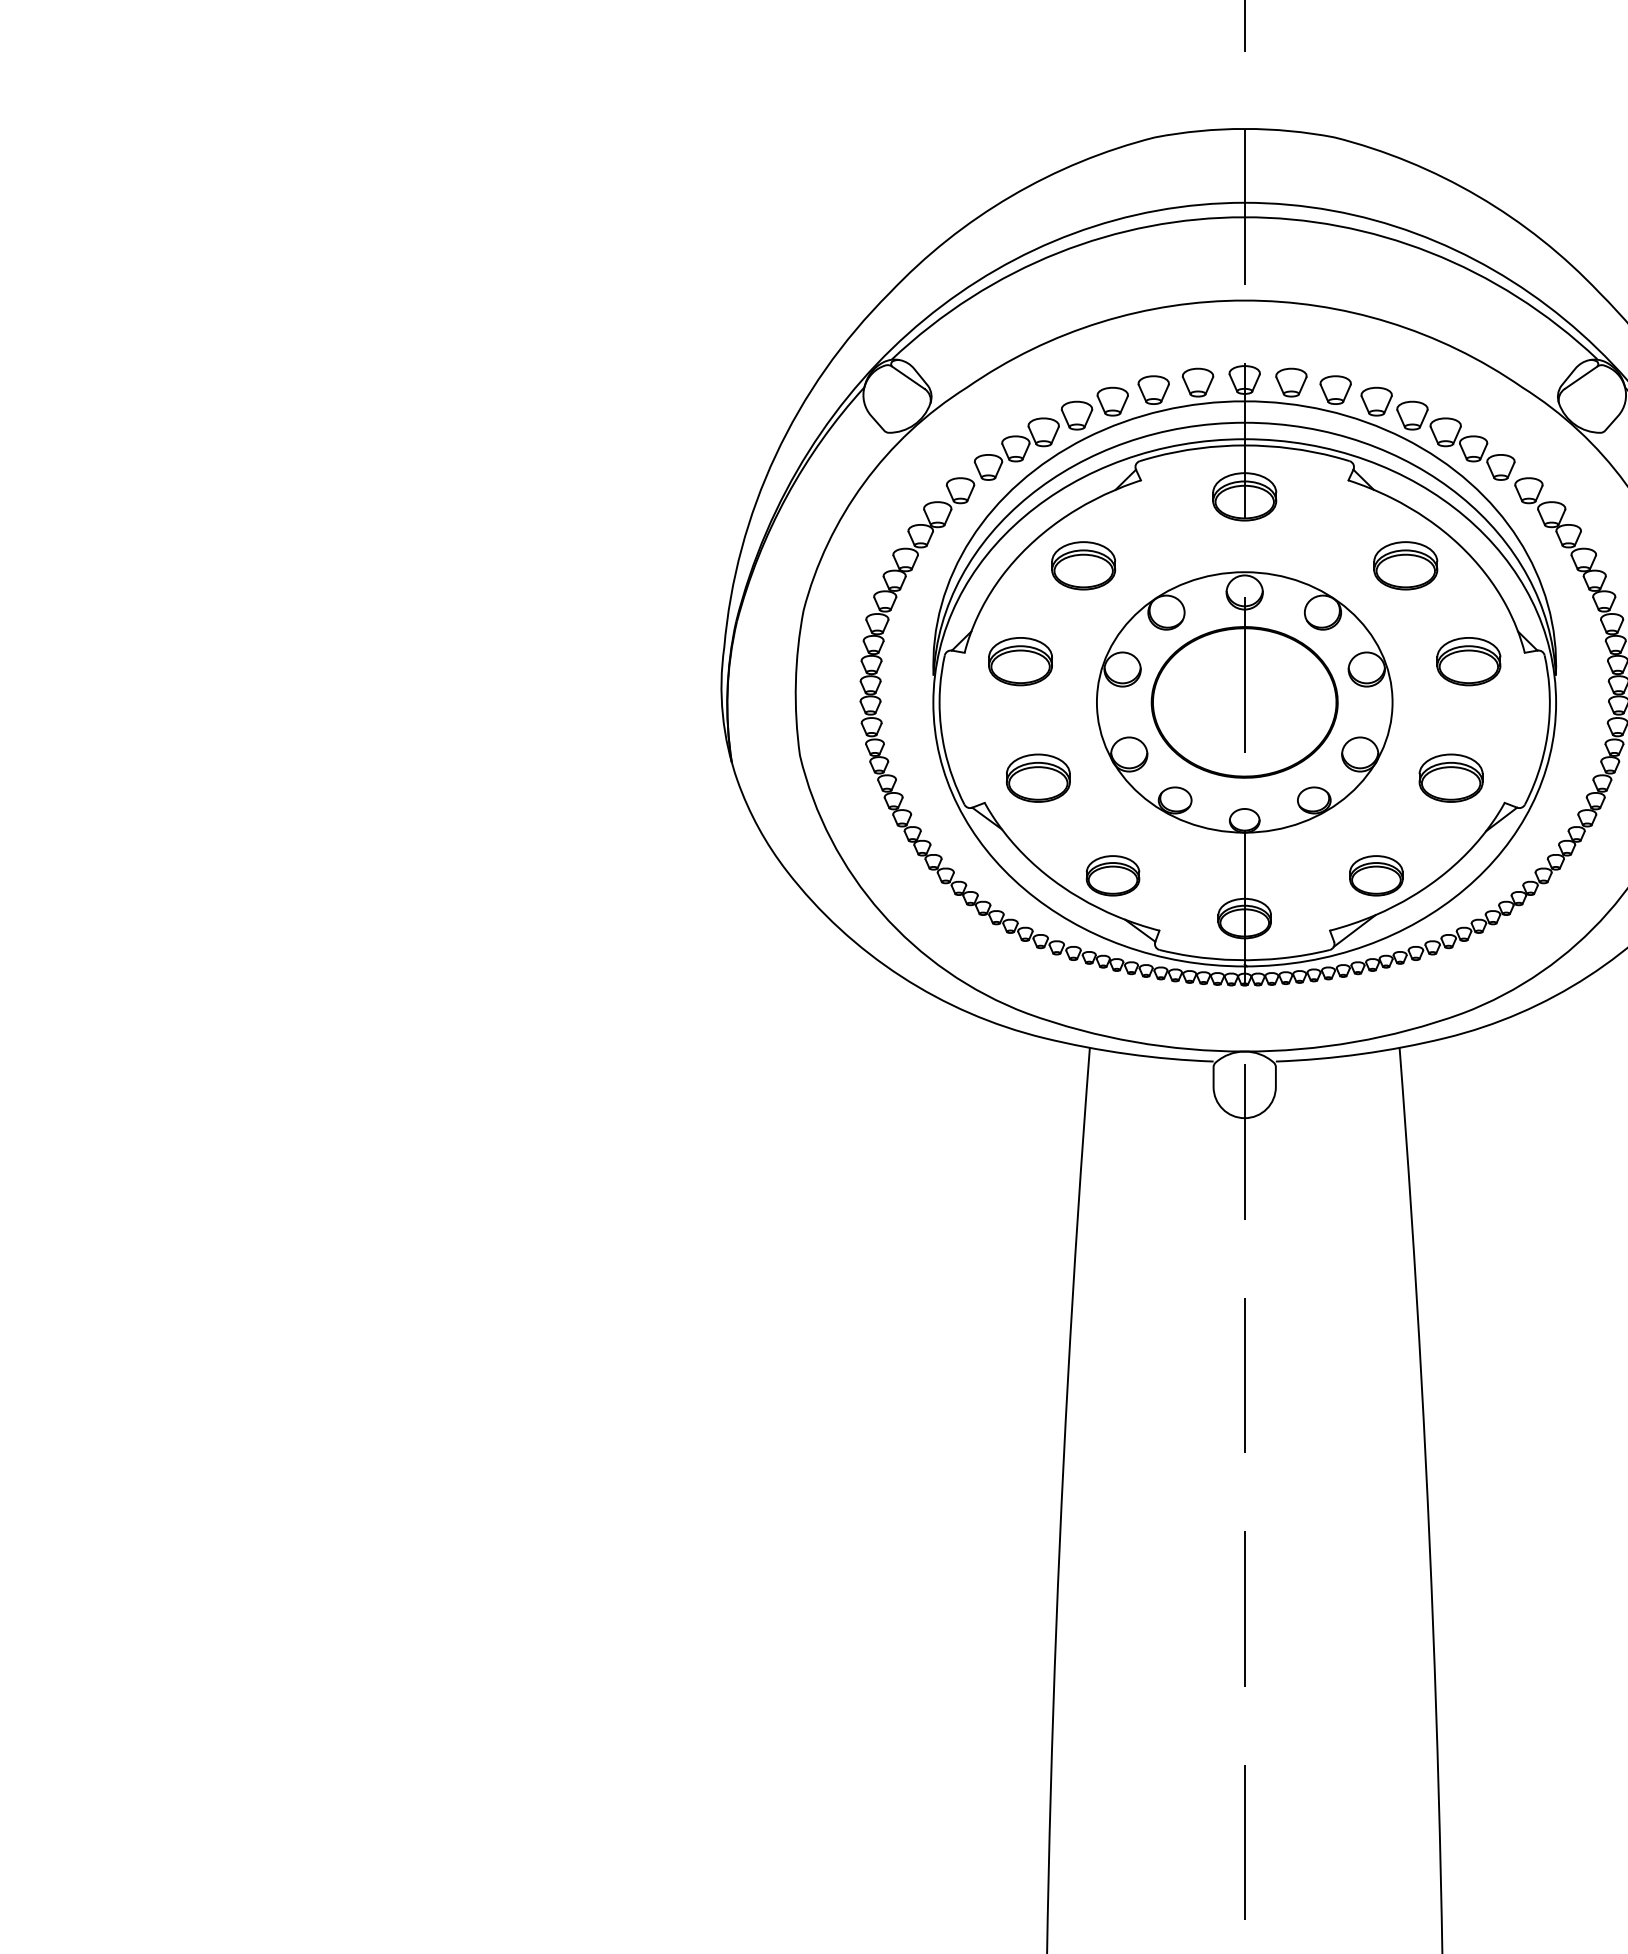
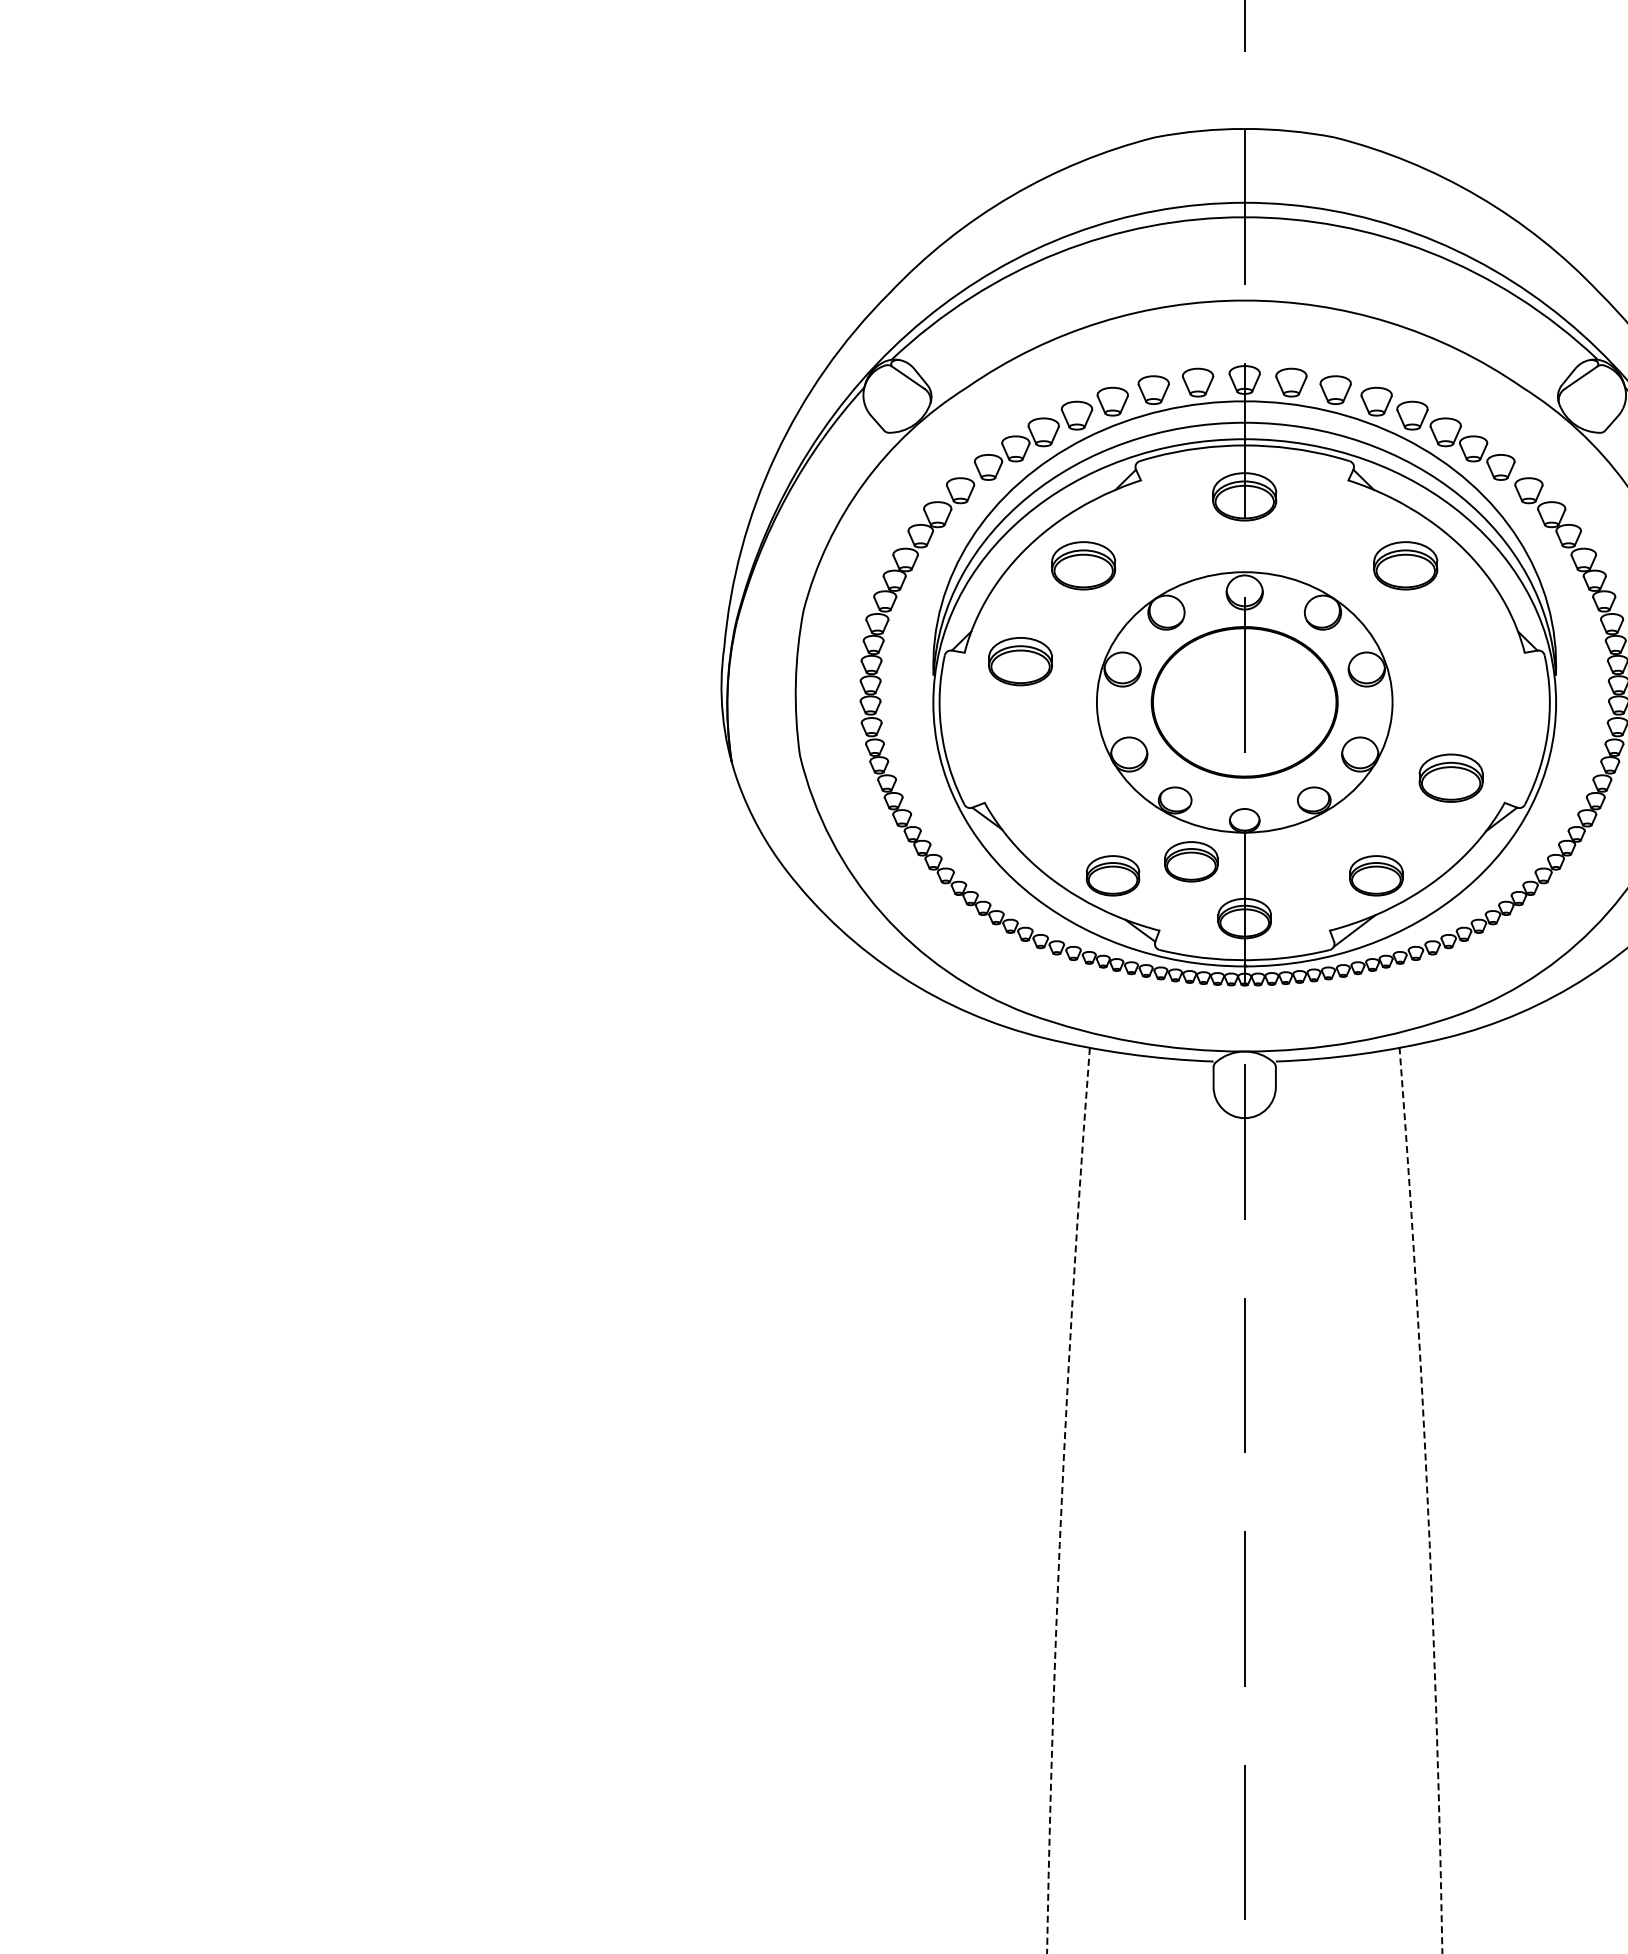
part: present -> none (1468, 661)
part: present -> none (1038, 777)
part: none -> present (1191, 861)
arc: solid -> dashed (1427, 1500)
arc: solid -> dashed (1061, 1501)
